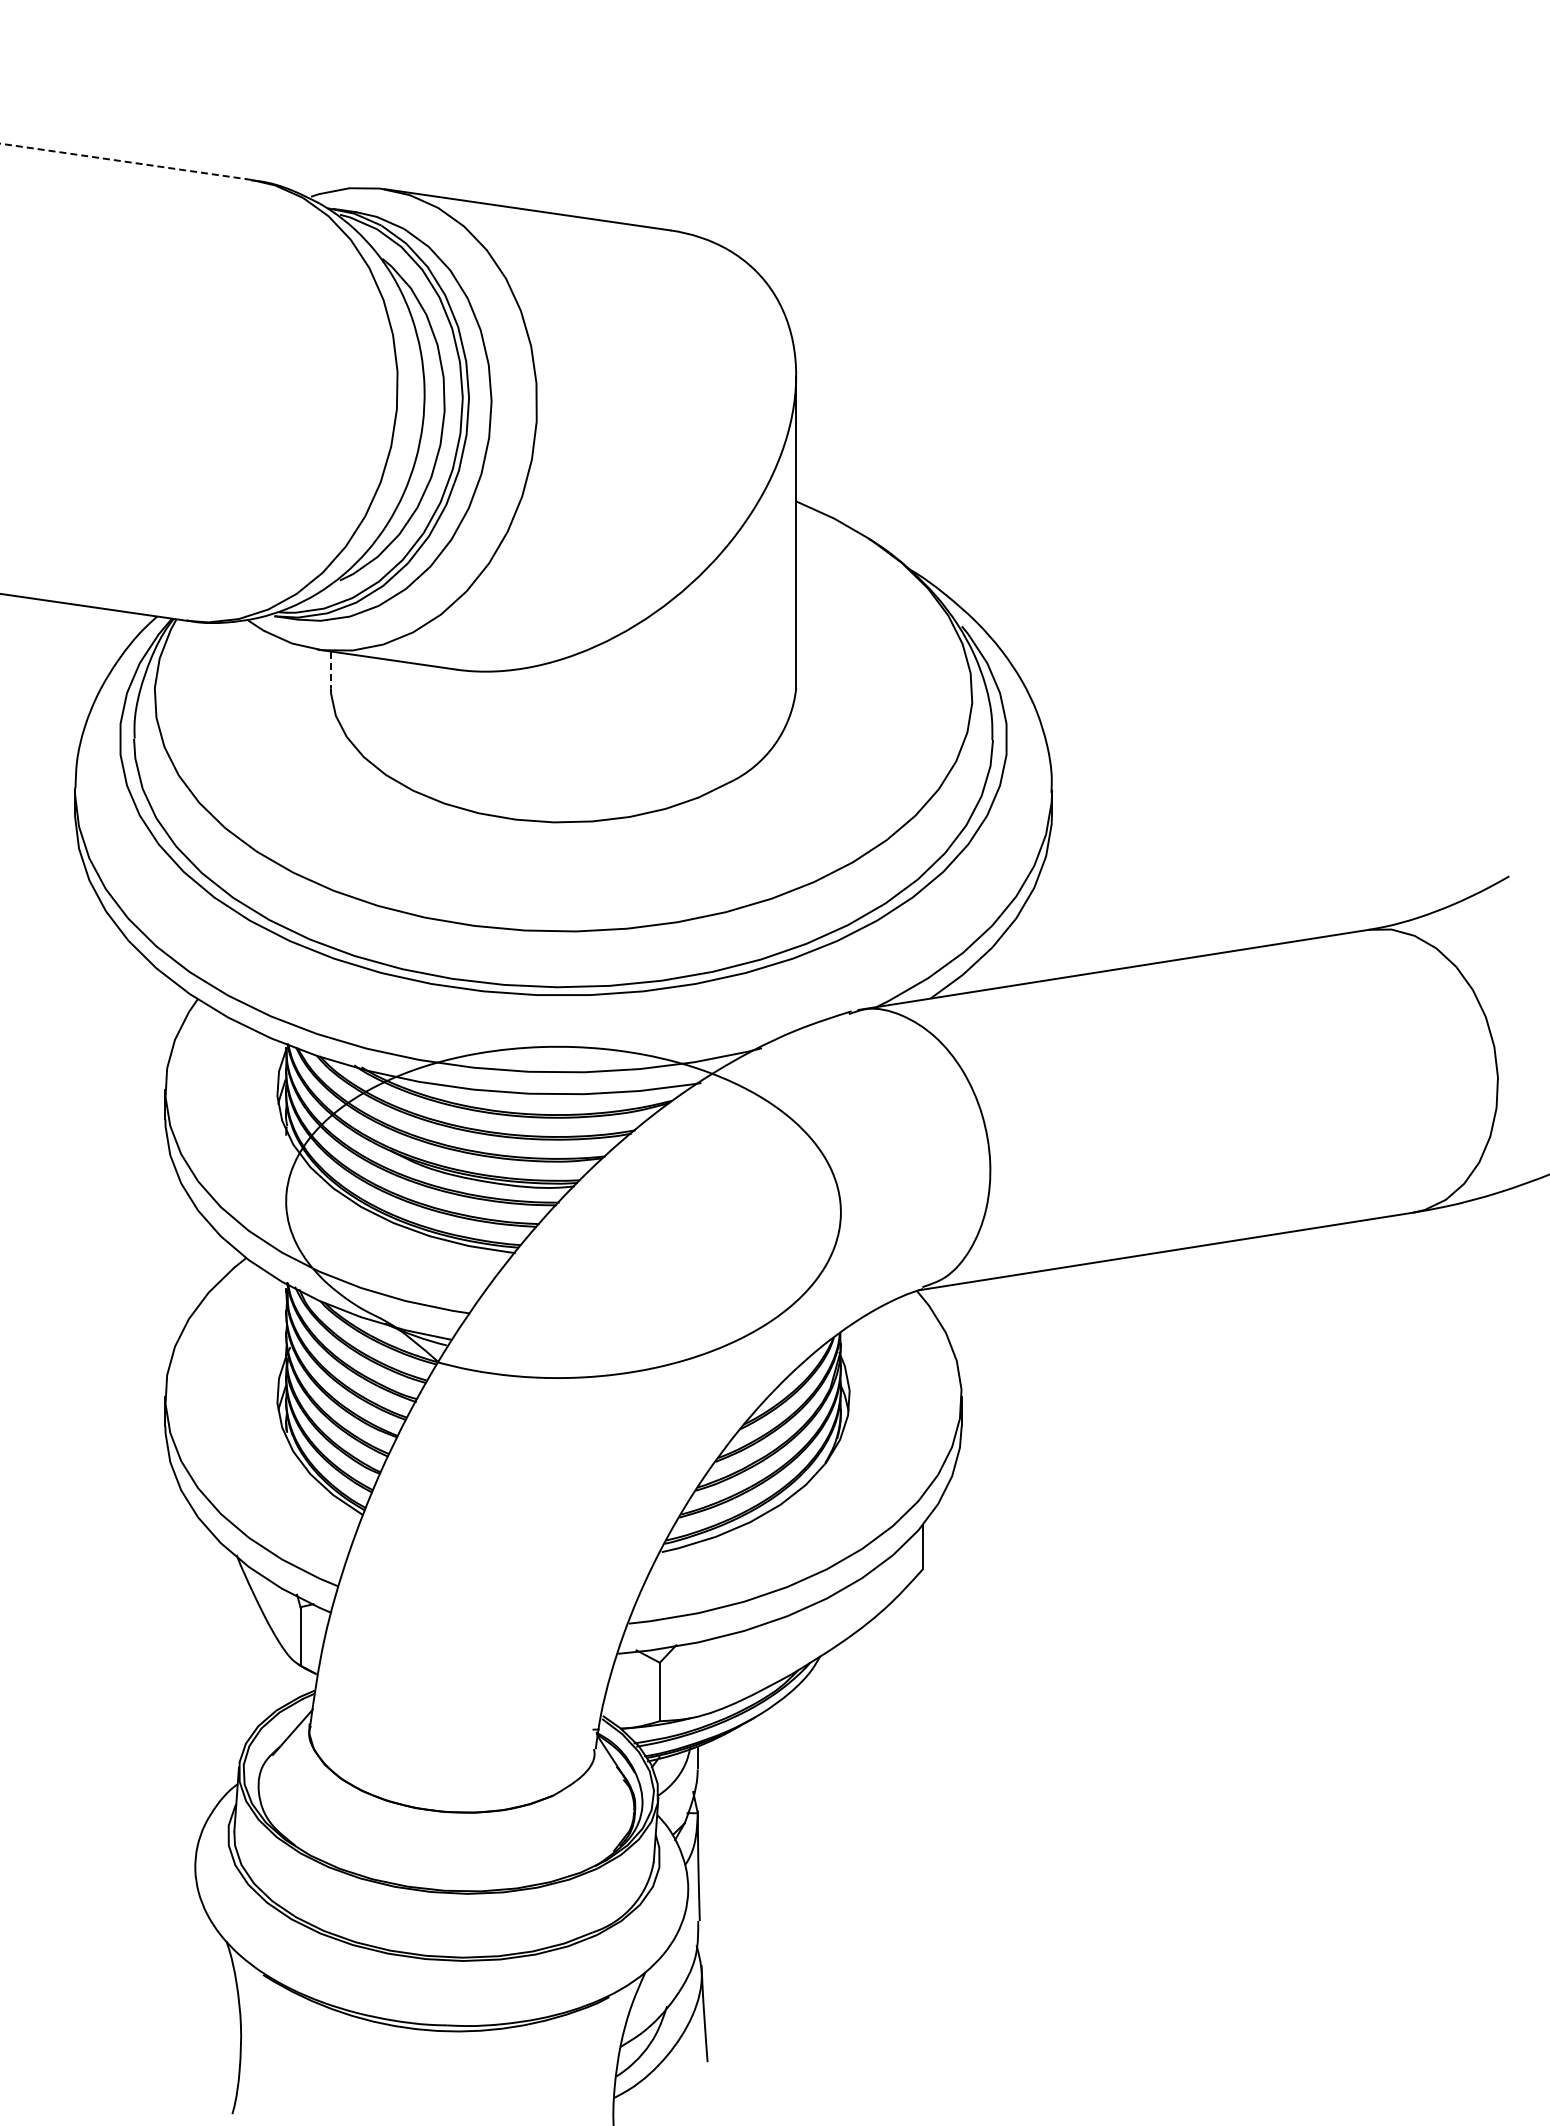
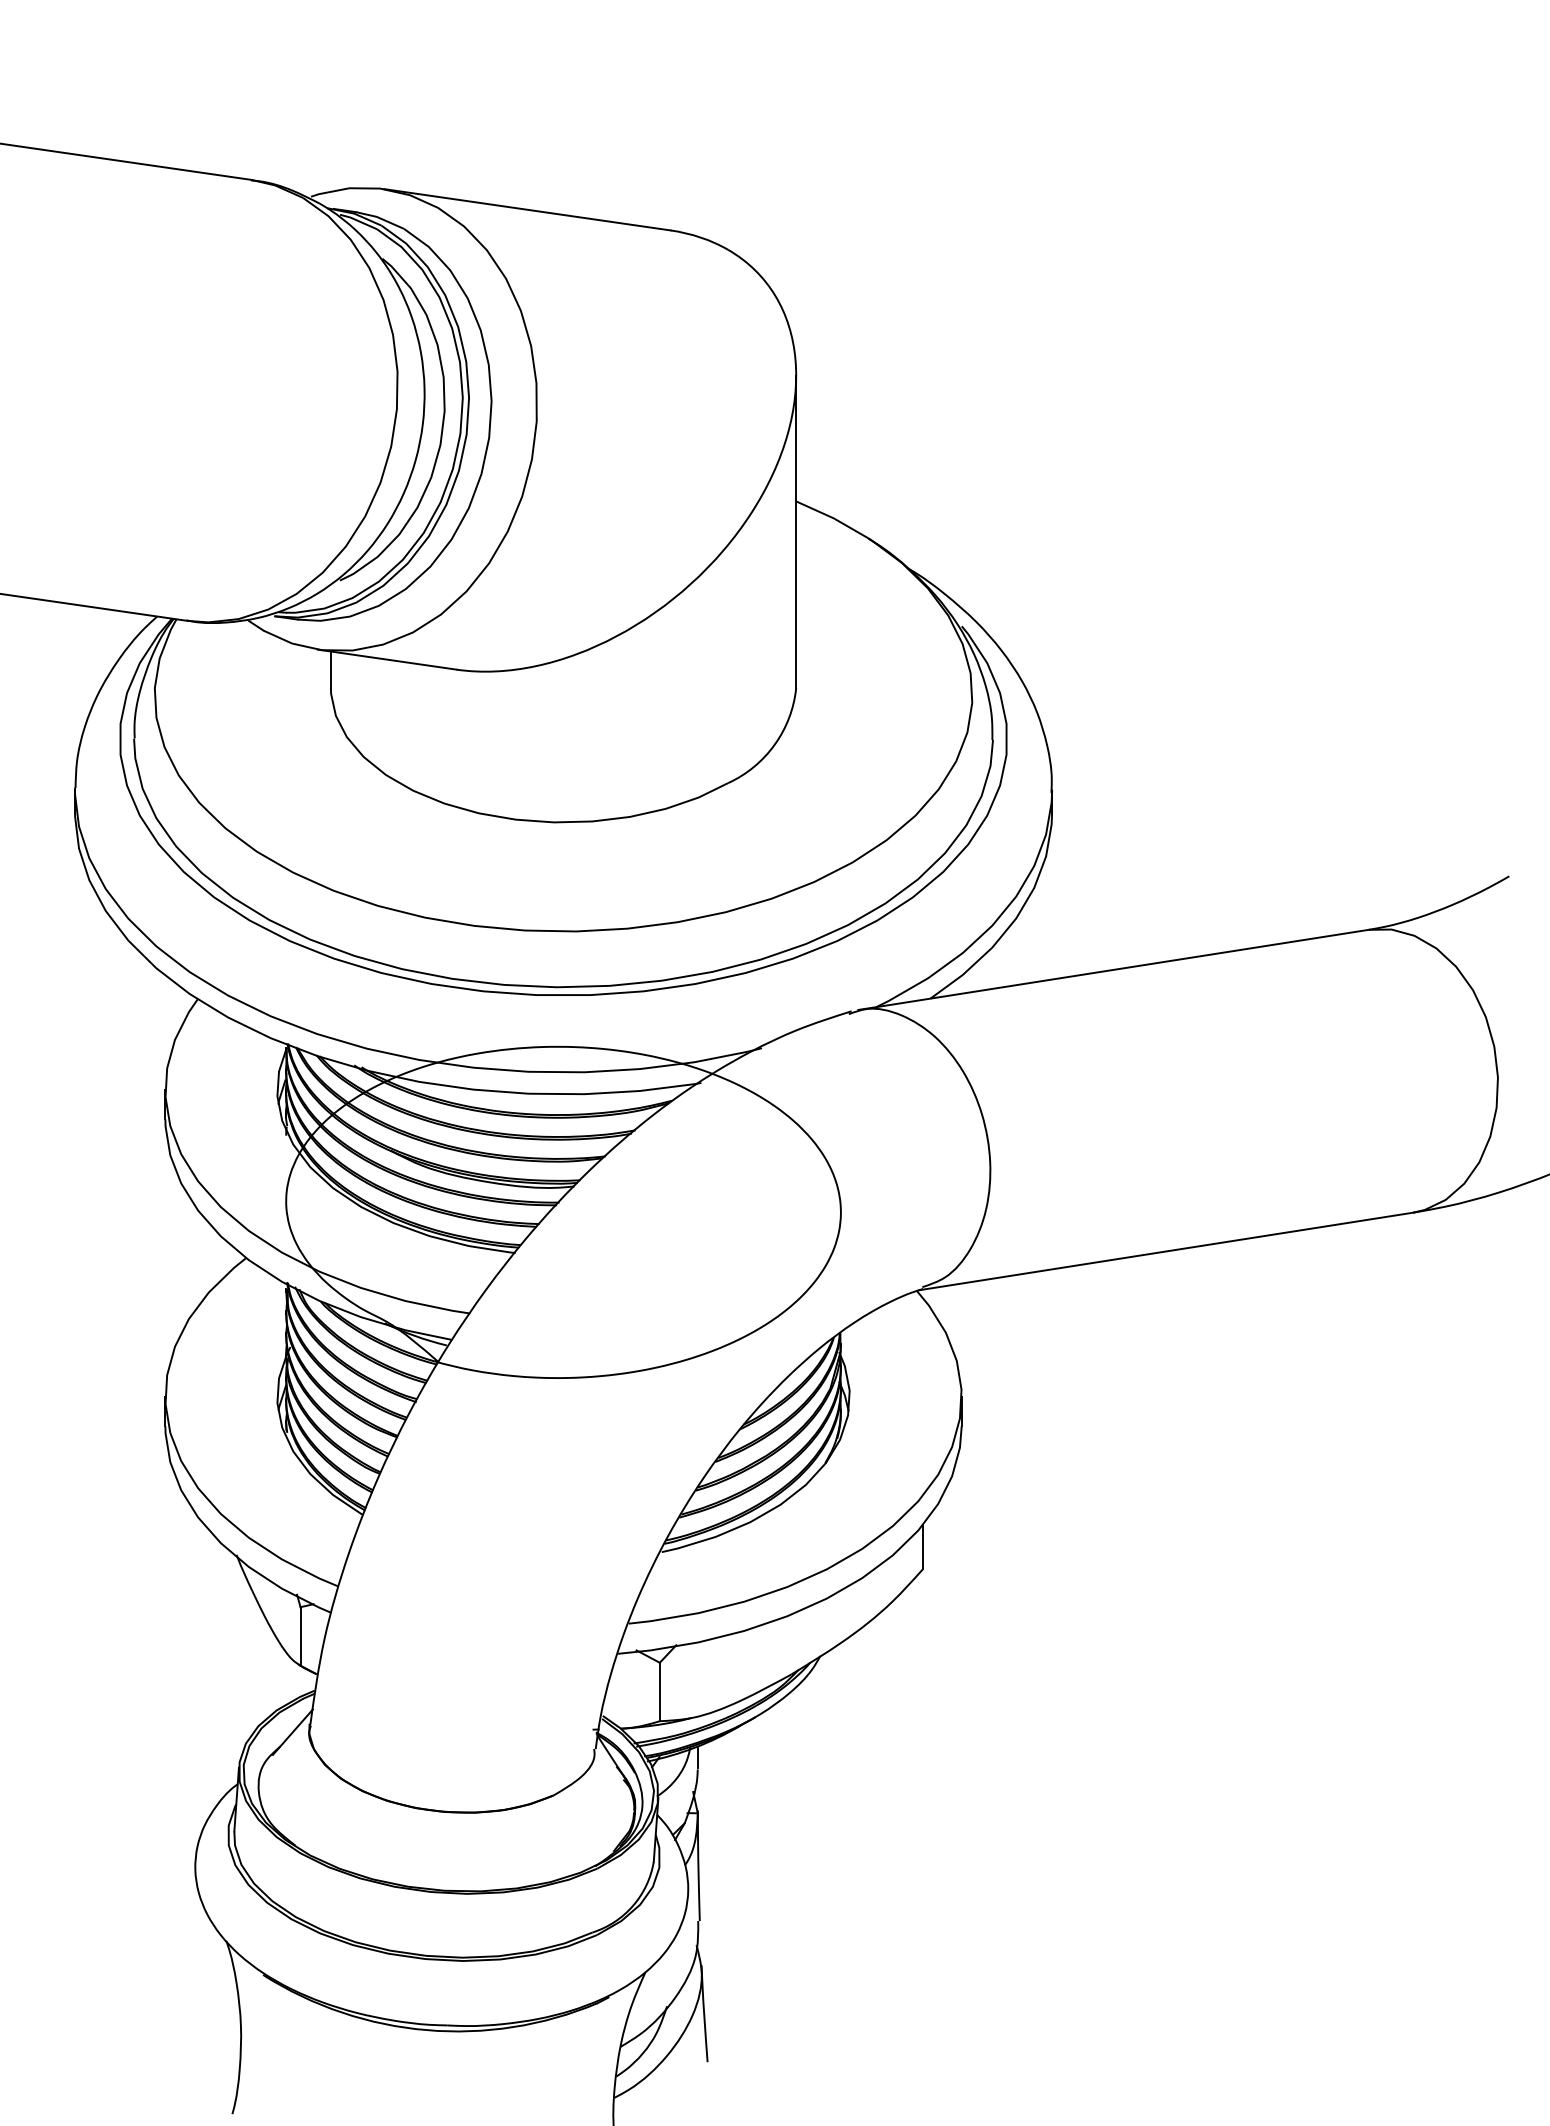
line: dashed -> solid (125, 161)
line: dashed -> solid (330, 670)
